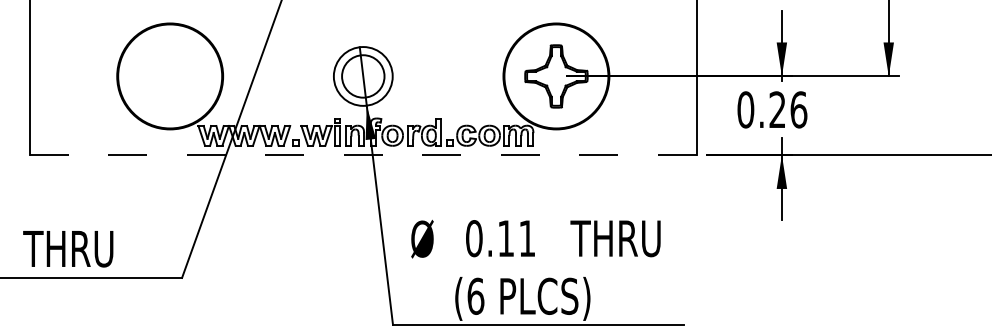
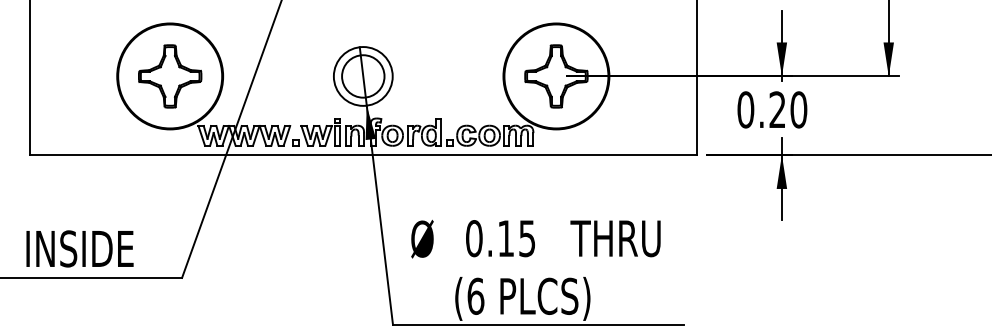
part: none -> present (170, 76)
text: 0.26 -> 0.20 (798, 109)
line: dashed -> solid (363, 154)
text: 0.11 -> 0.15 (527, 238)
text: THRU -> INSIDE (78, 248)
